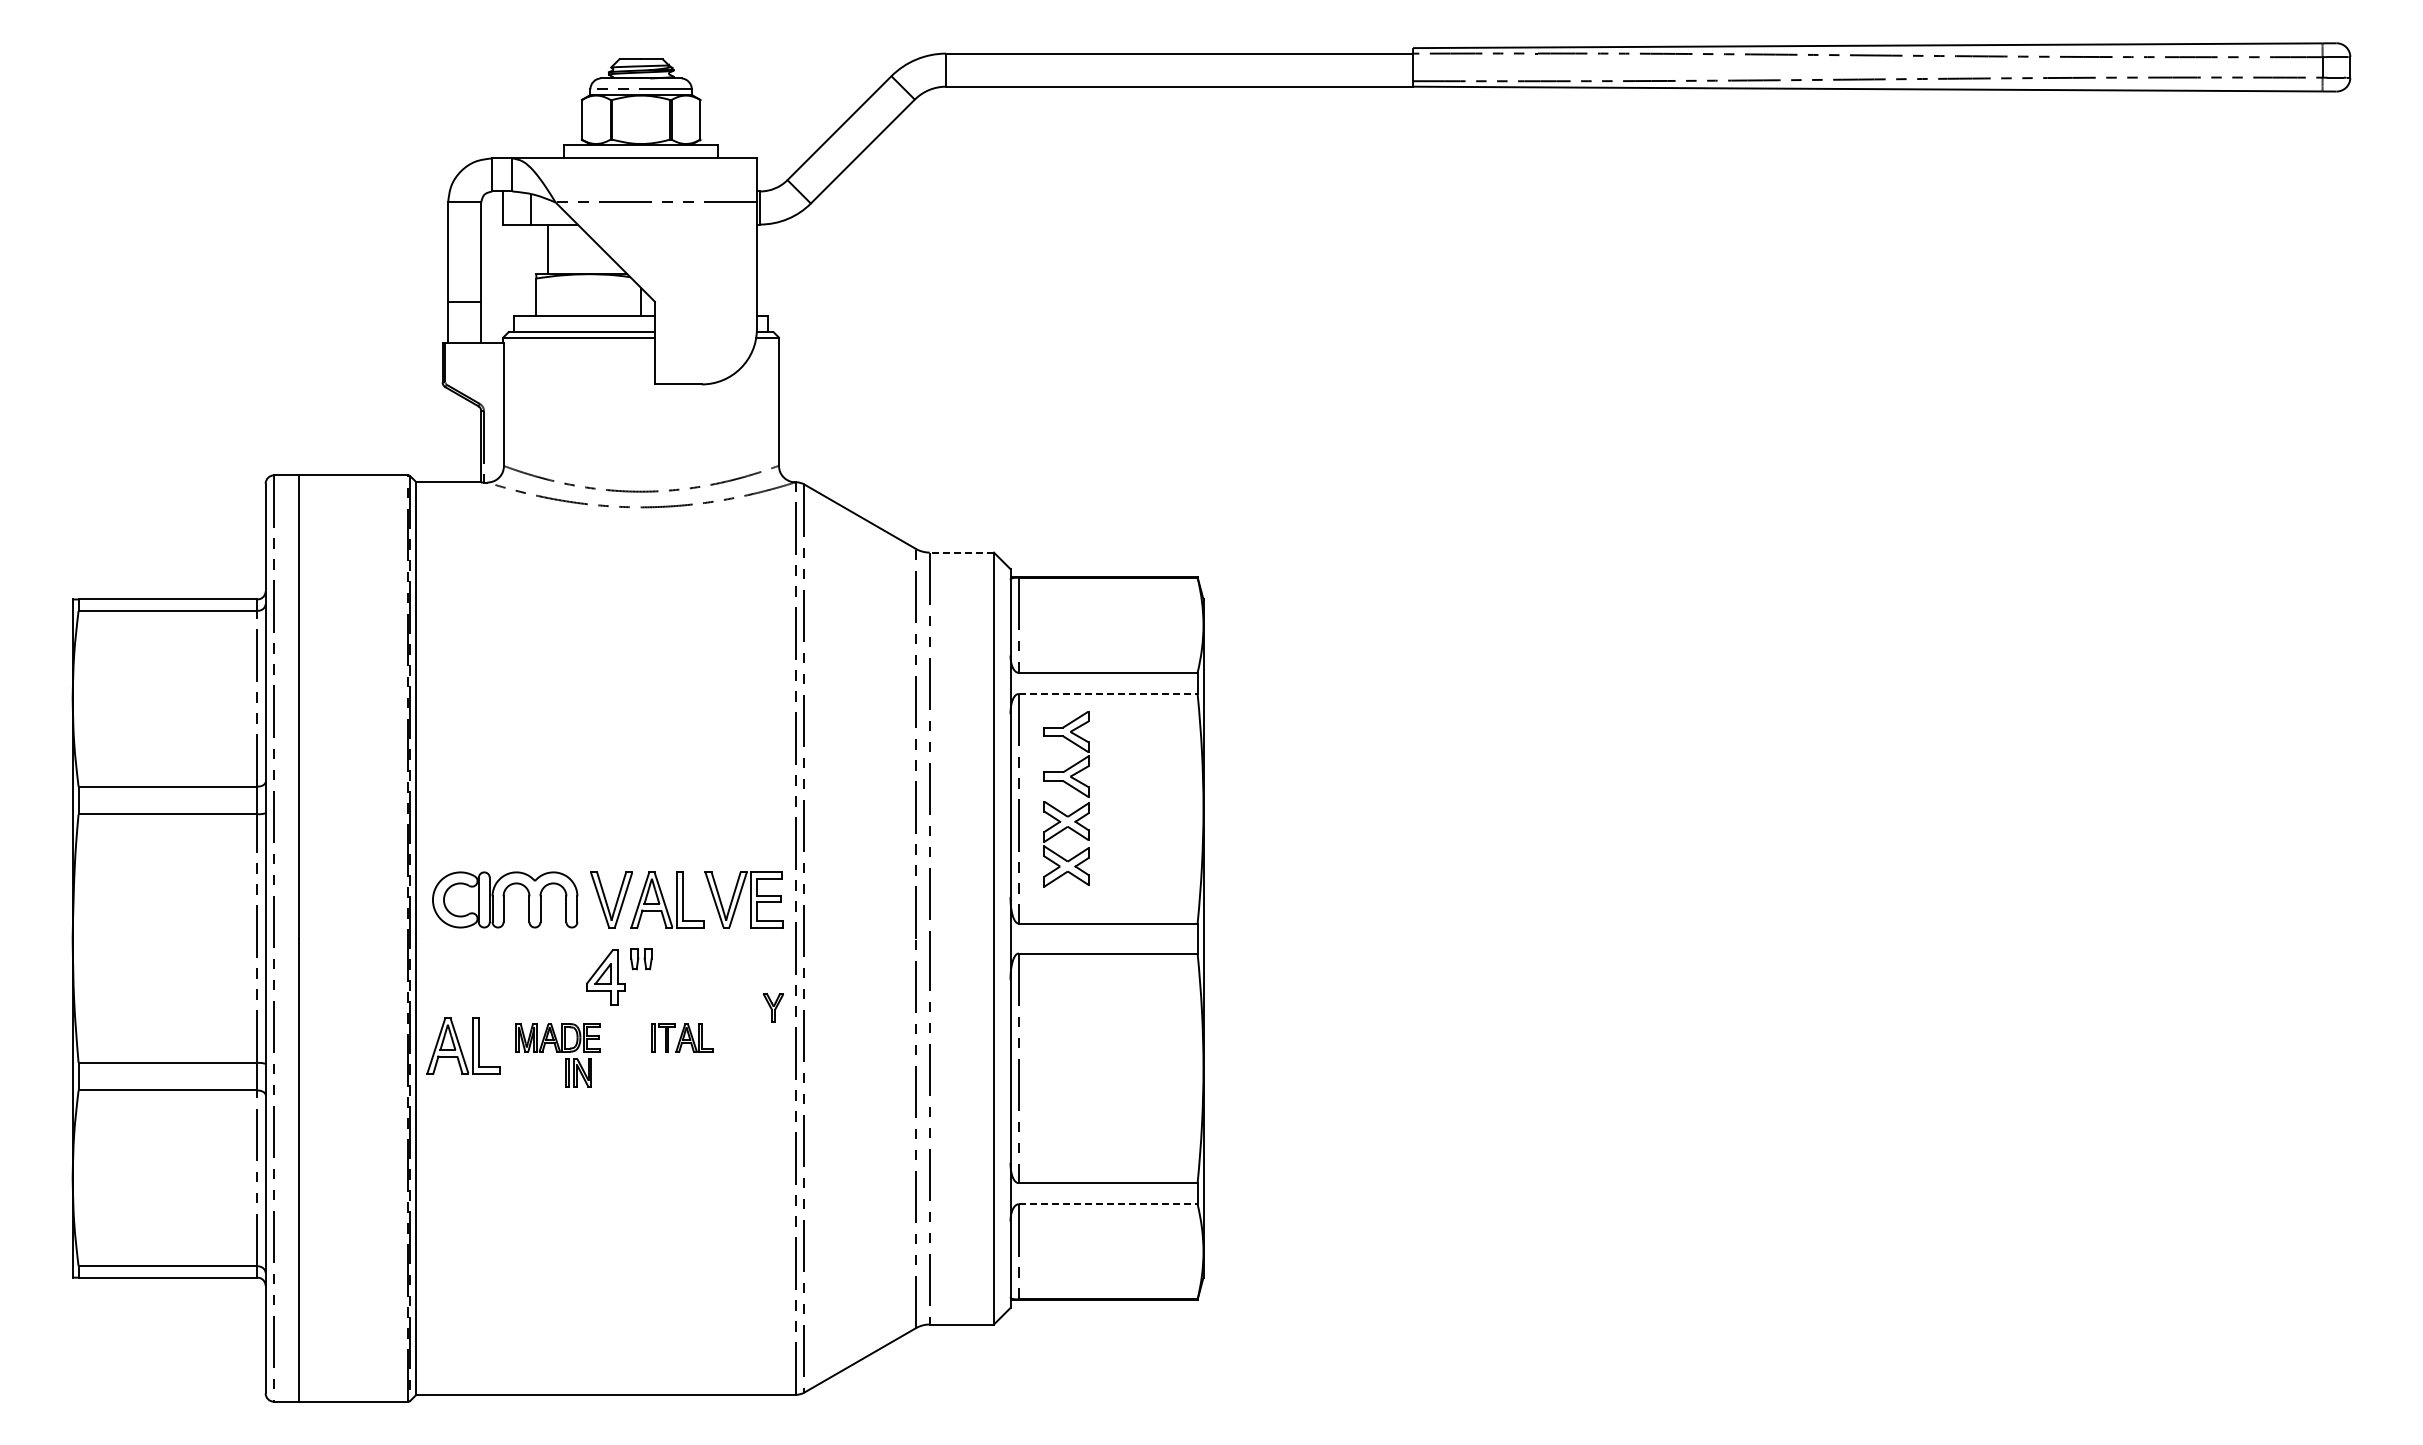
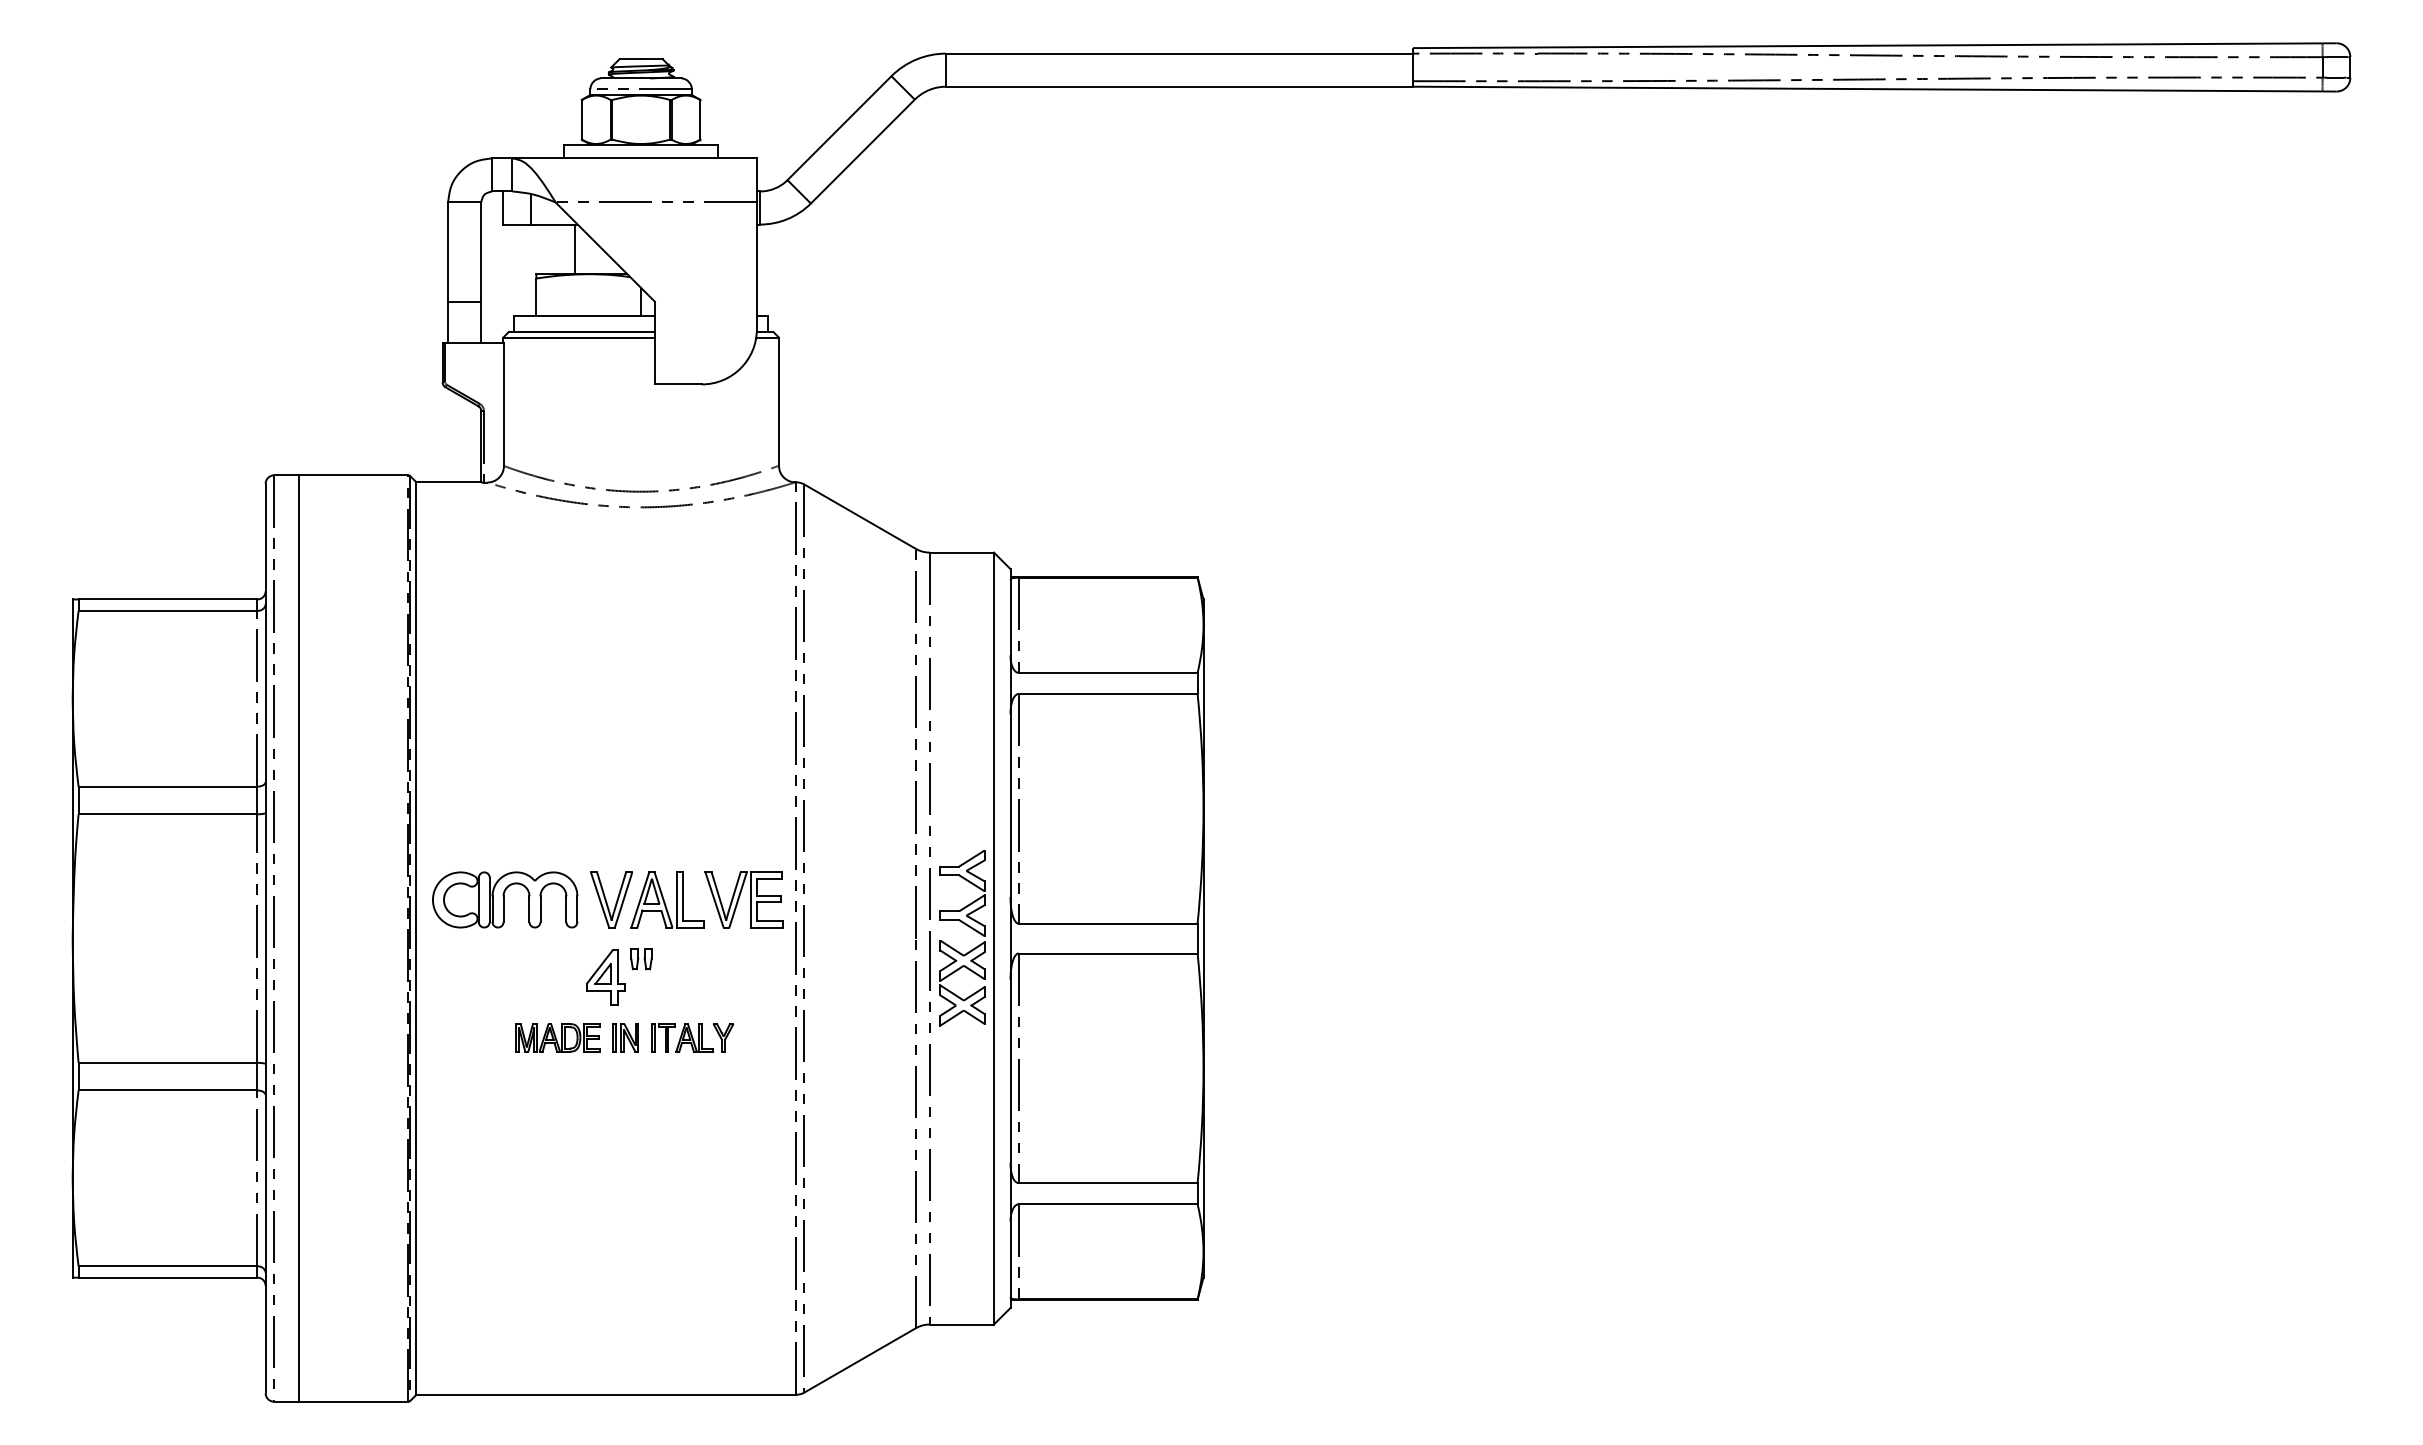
line position: (547, 249) -> (574, 249) (574, 249)
line: dashed -> solid (961, 552)
line: dashed -> solid (1108, 693)
part position: (1060, 810) -> (956, 949) (956, 949)
part position: (773, 1007) -> (723, 1037) (723, 1037)
part: present -> none (463, 1045)
part position: (578, 1072) -> (625, 1037) (625, 1037)
line: dashed -> solid (1108, 1204)
